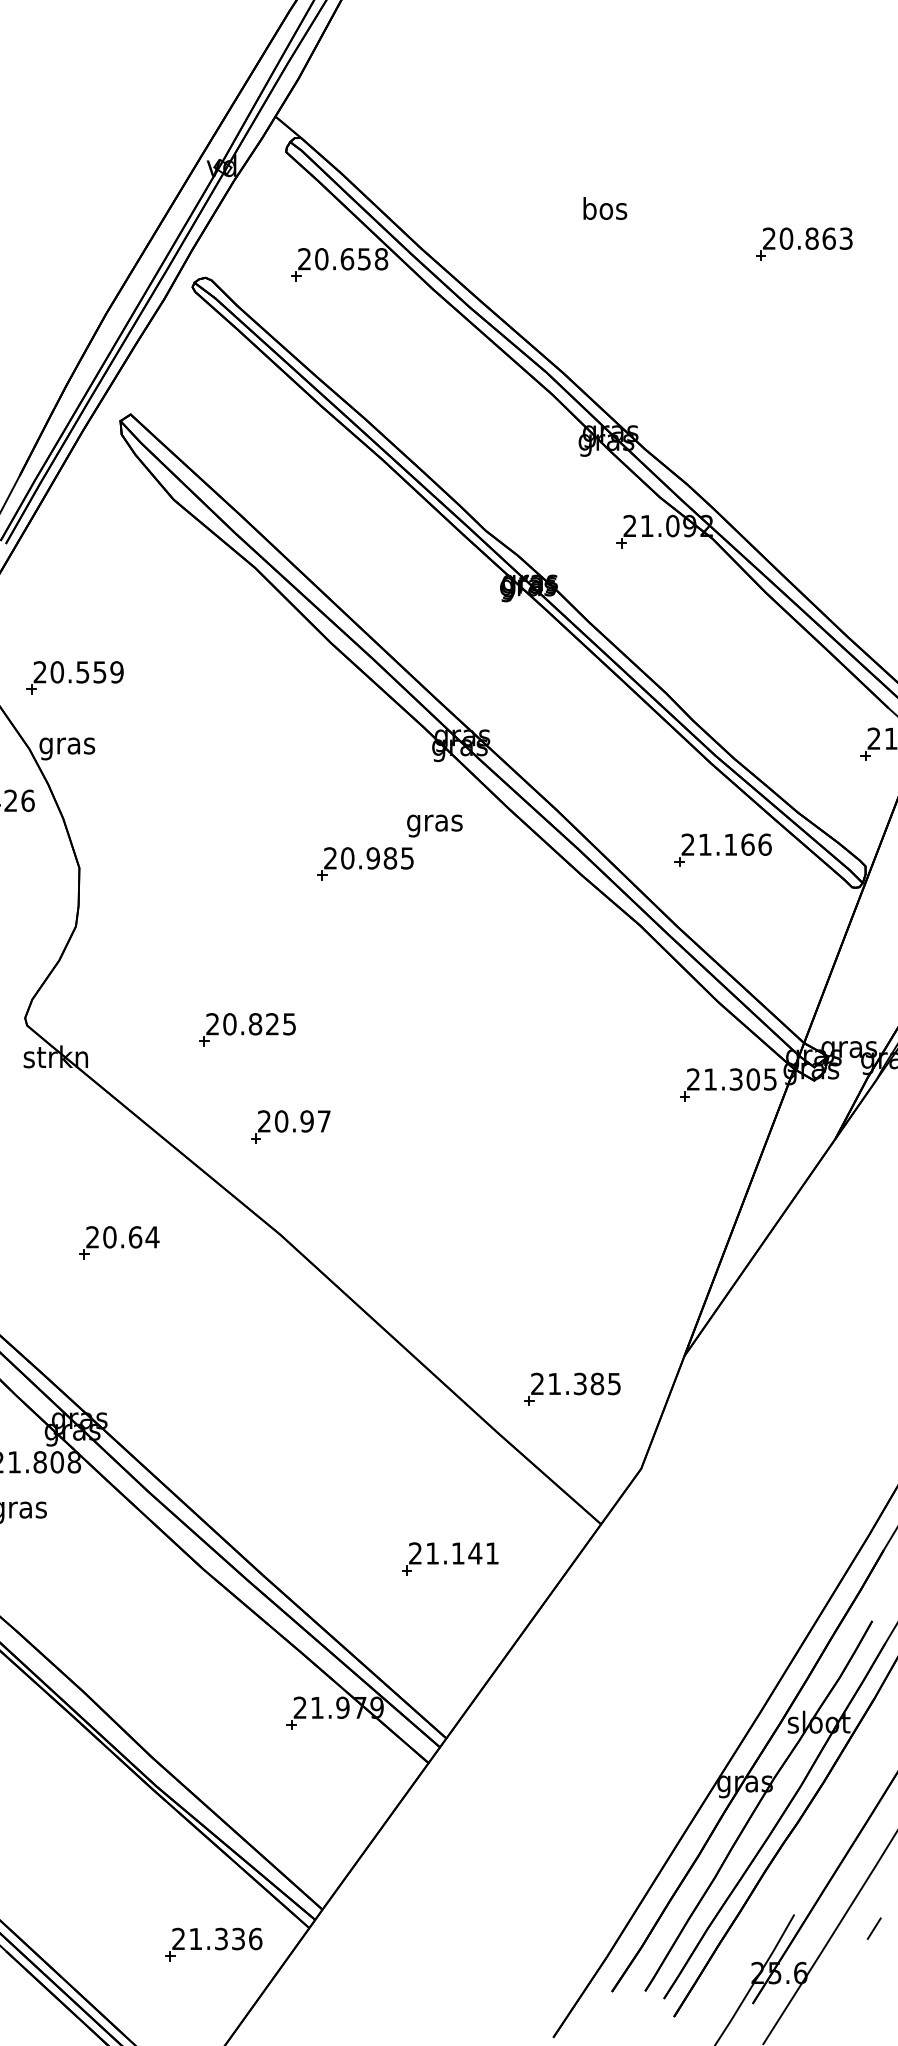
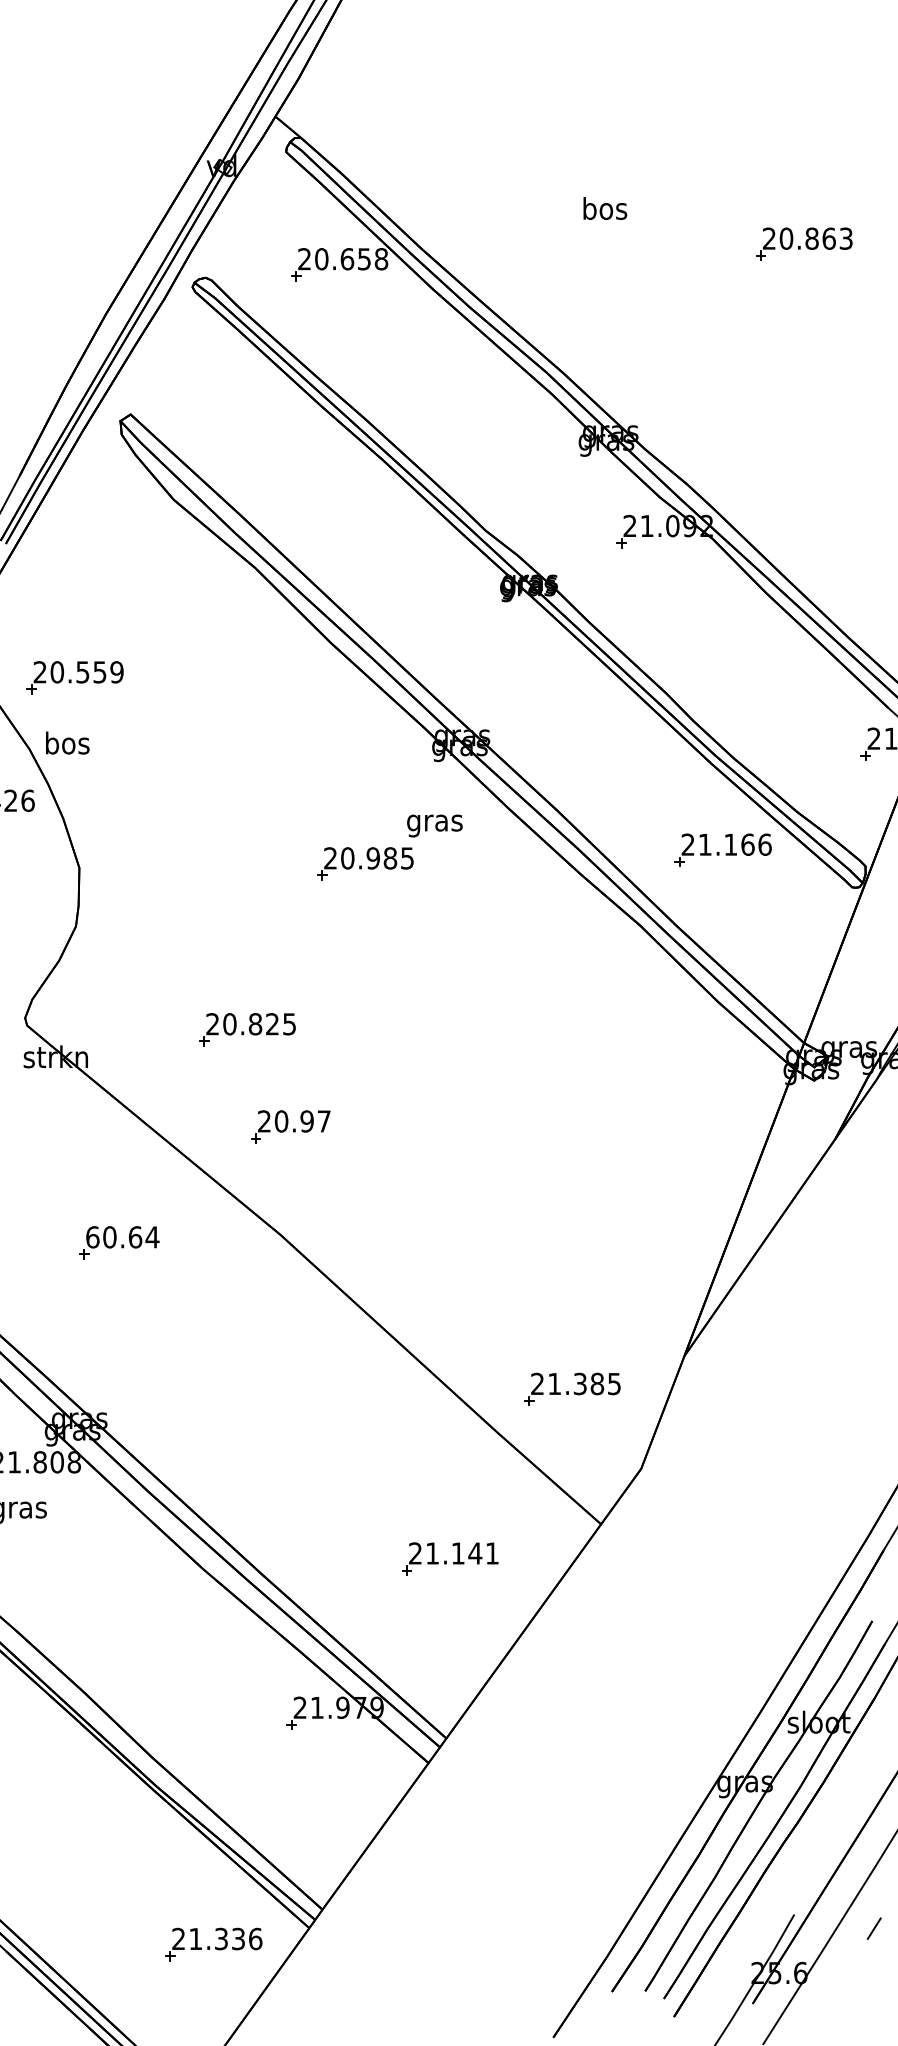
text: gras -> bos (67, 745)
part: present -> none (728, 1084)
text: 20.64 -> 60.64 (92, 1237)
